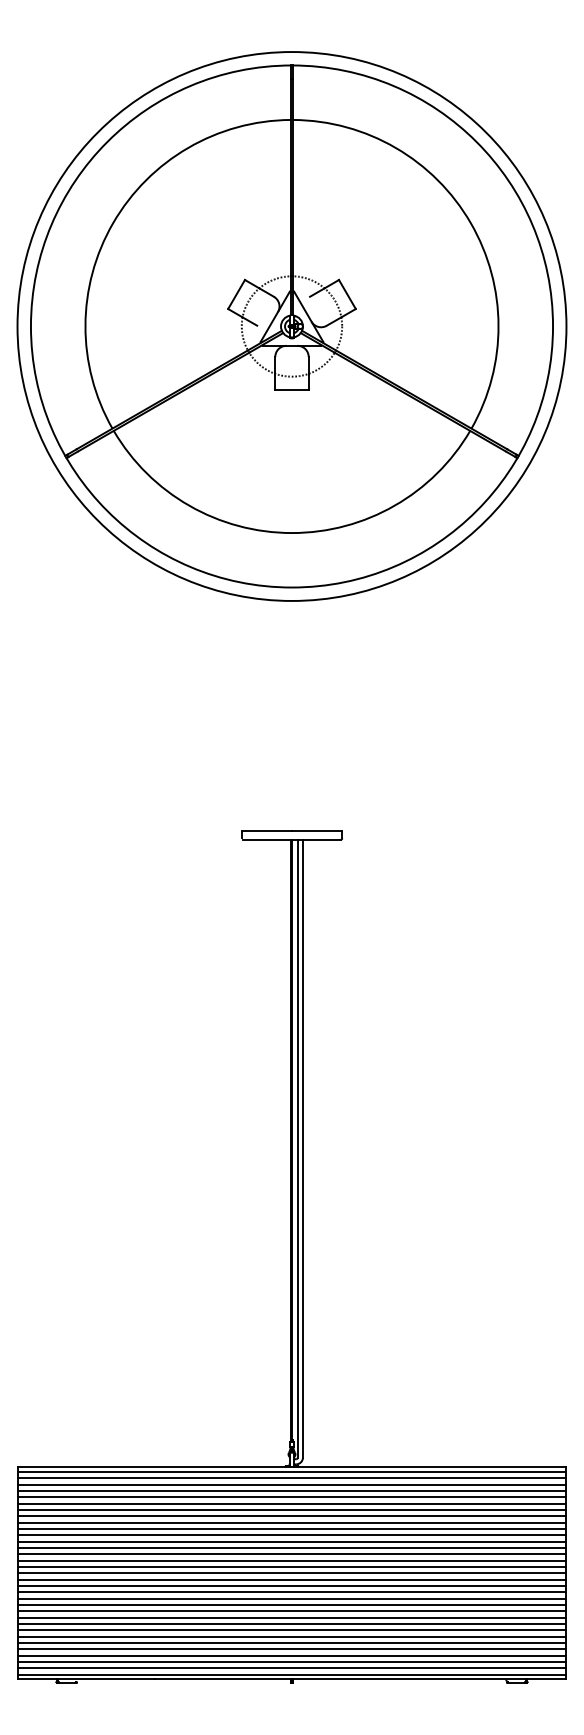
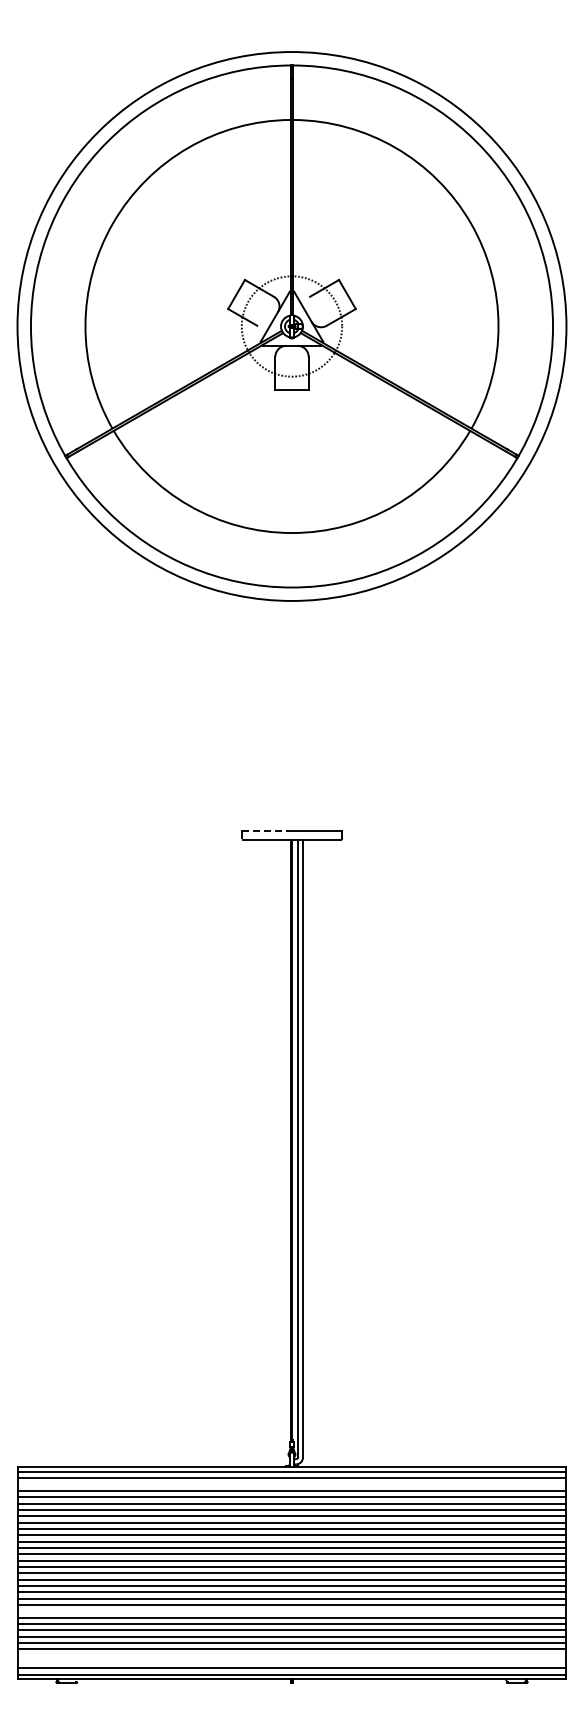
line: solid -> dashed (267, 831)
line: present -> none (291, 1484)
line: present -> none (291, 1611)
line: present -> none (291, 1655)
line: present -> none (291, 1661)
